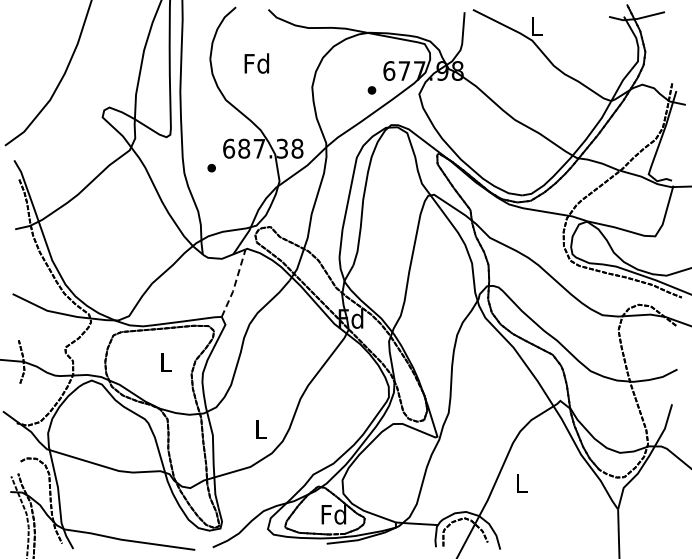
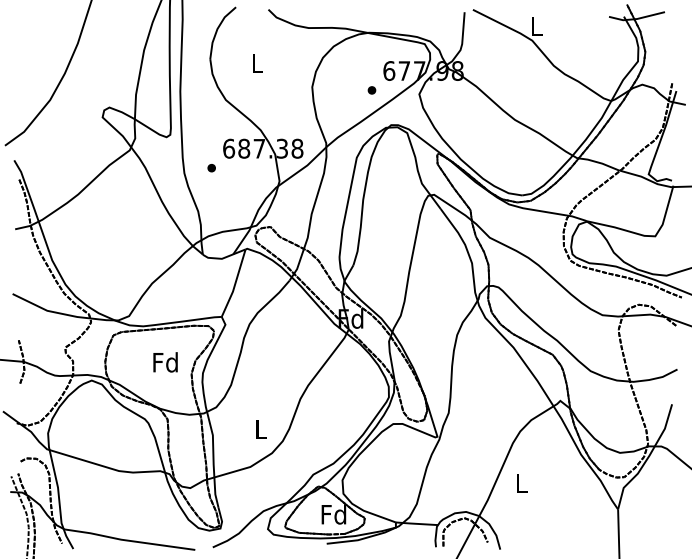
text: Fd -> L (256, 63)
line: dashed -> solid (235, 284)
text: L -> Fd (165, 362)
